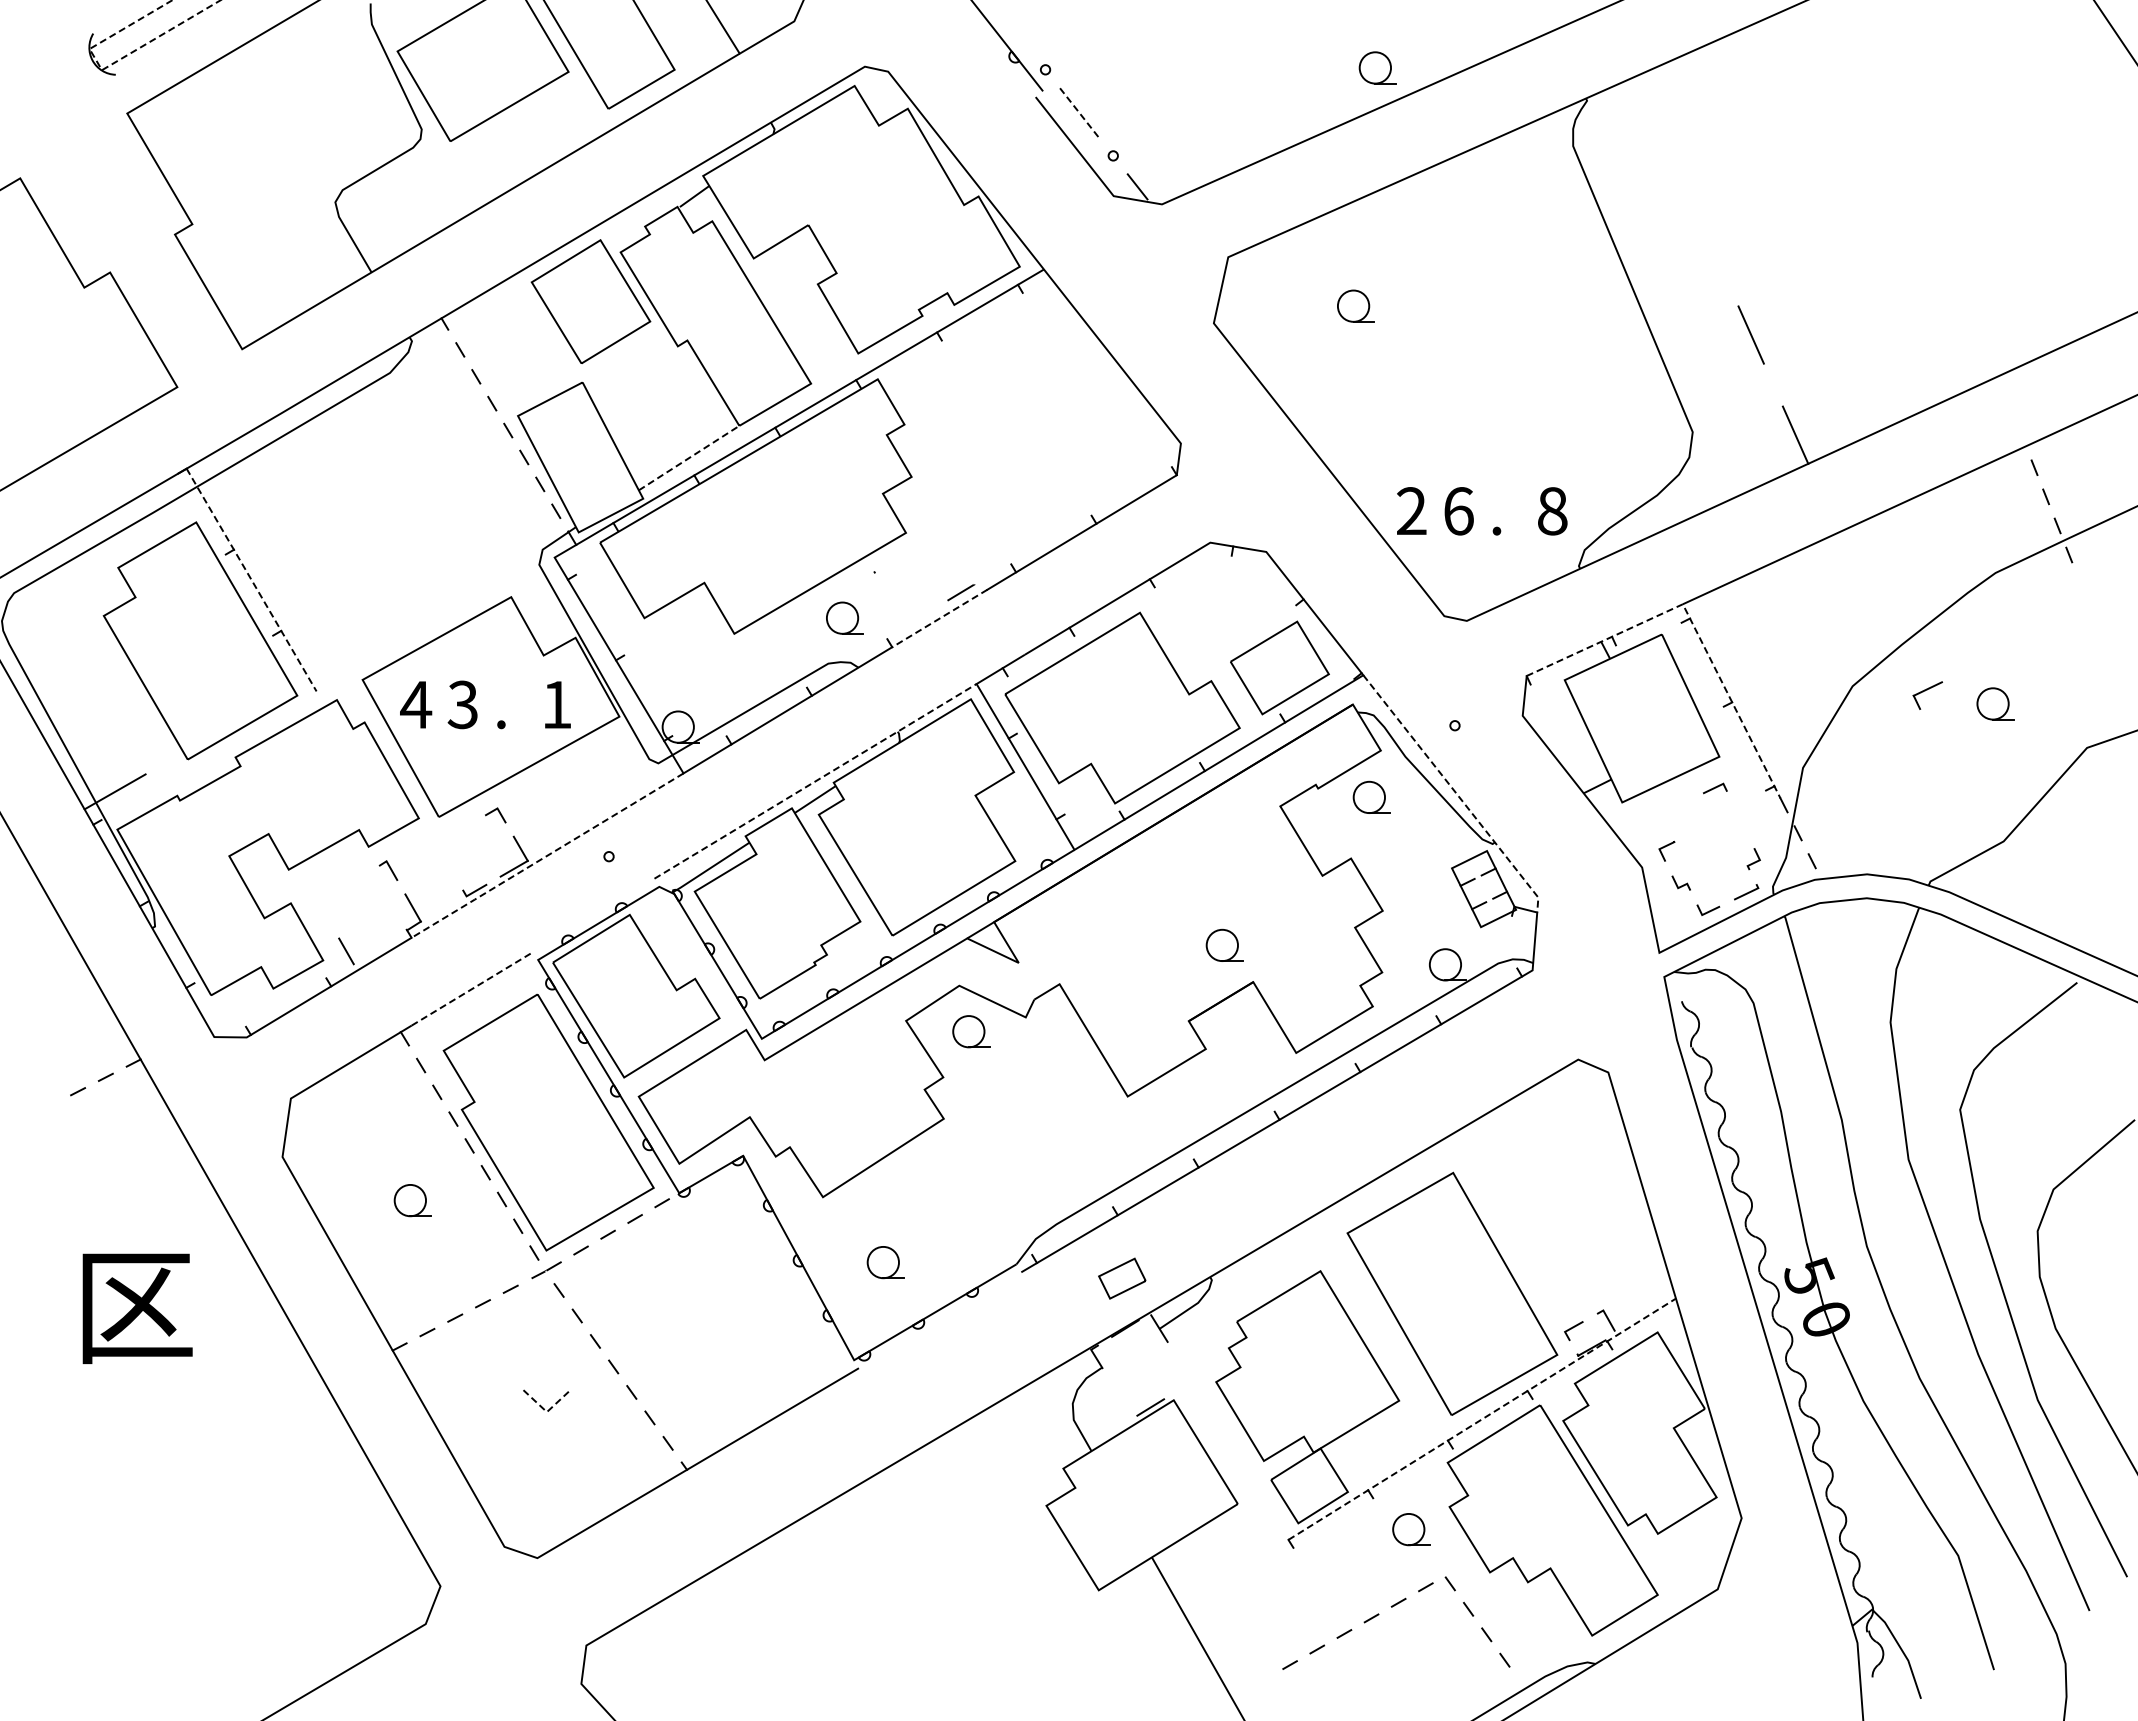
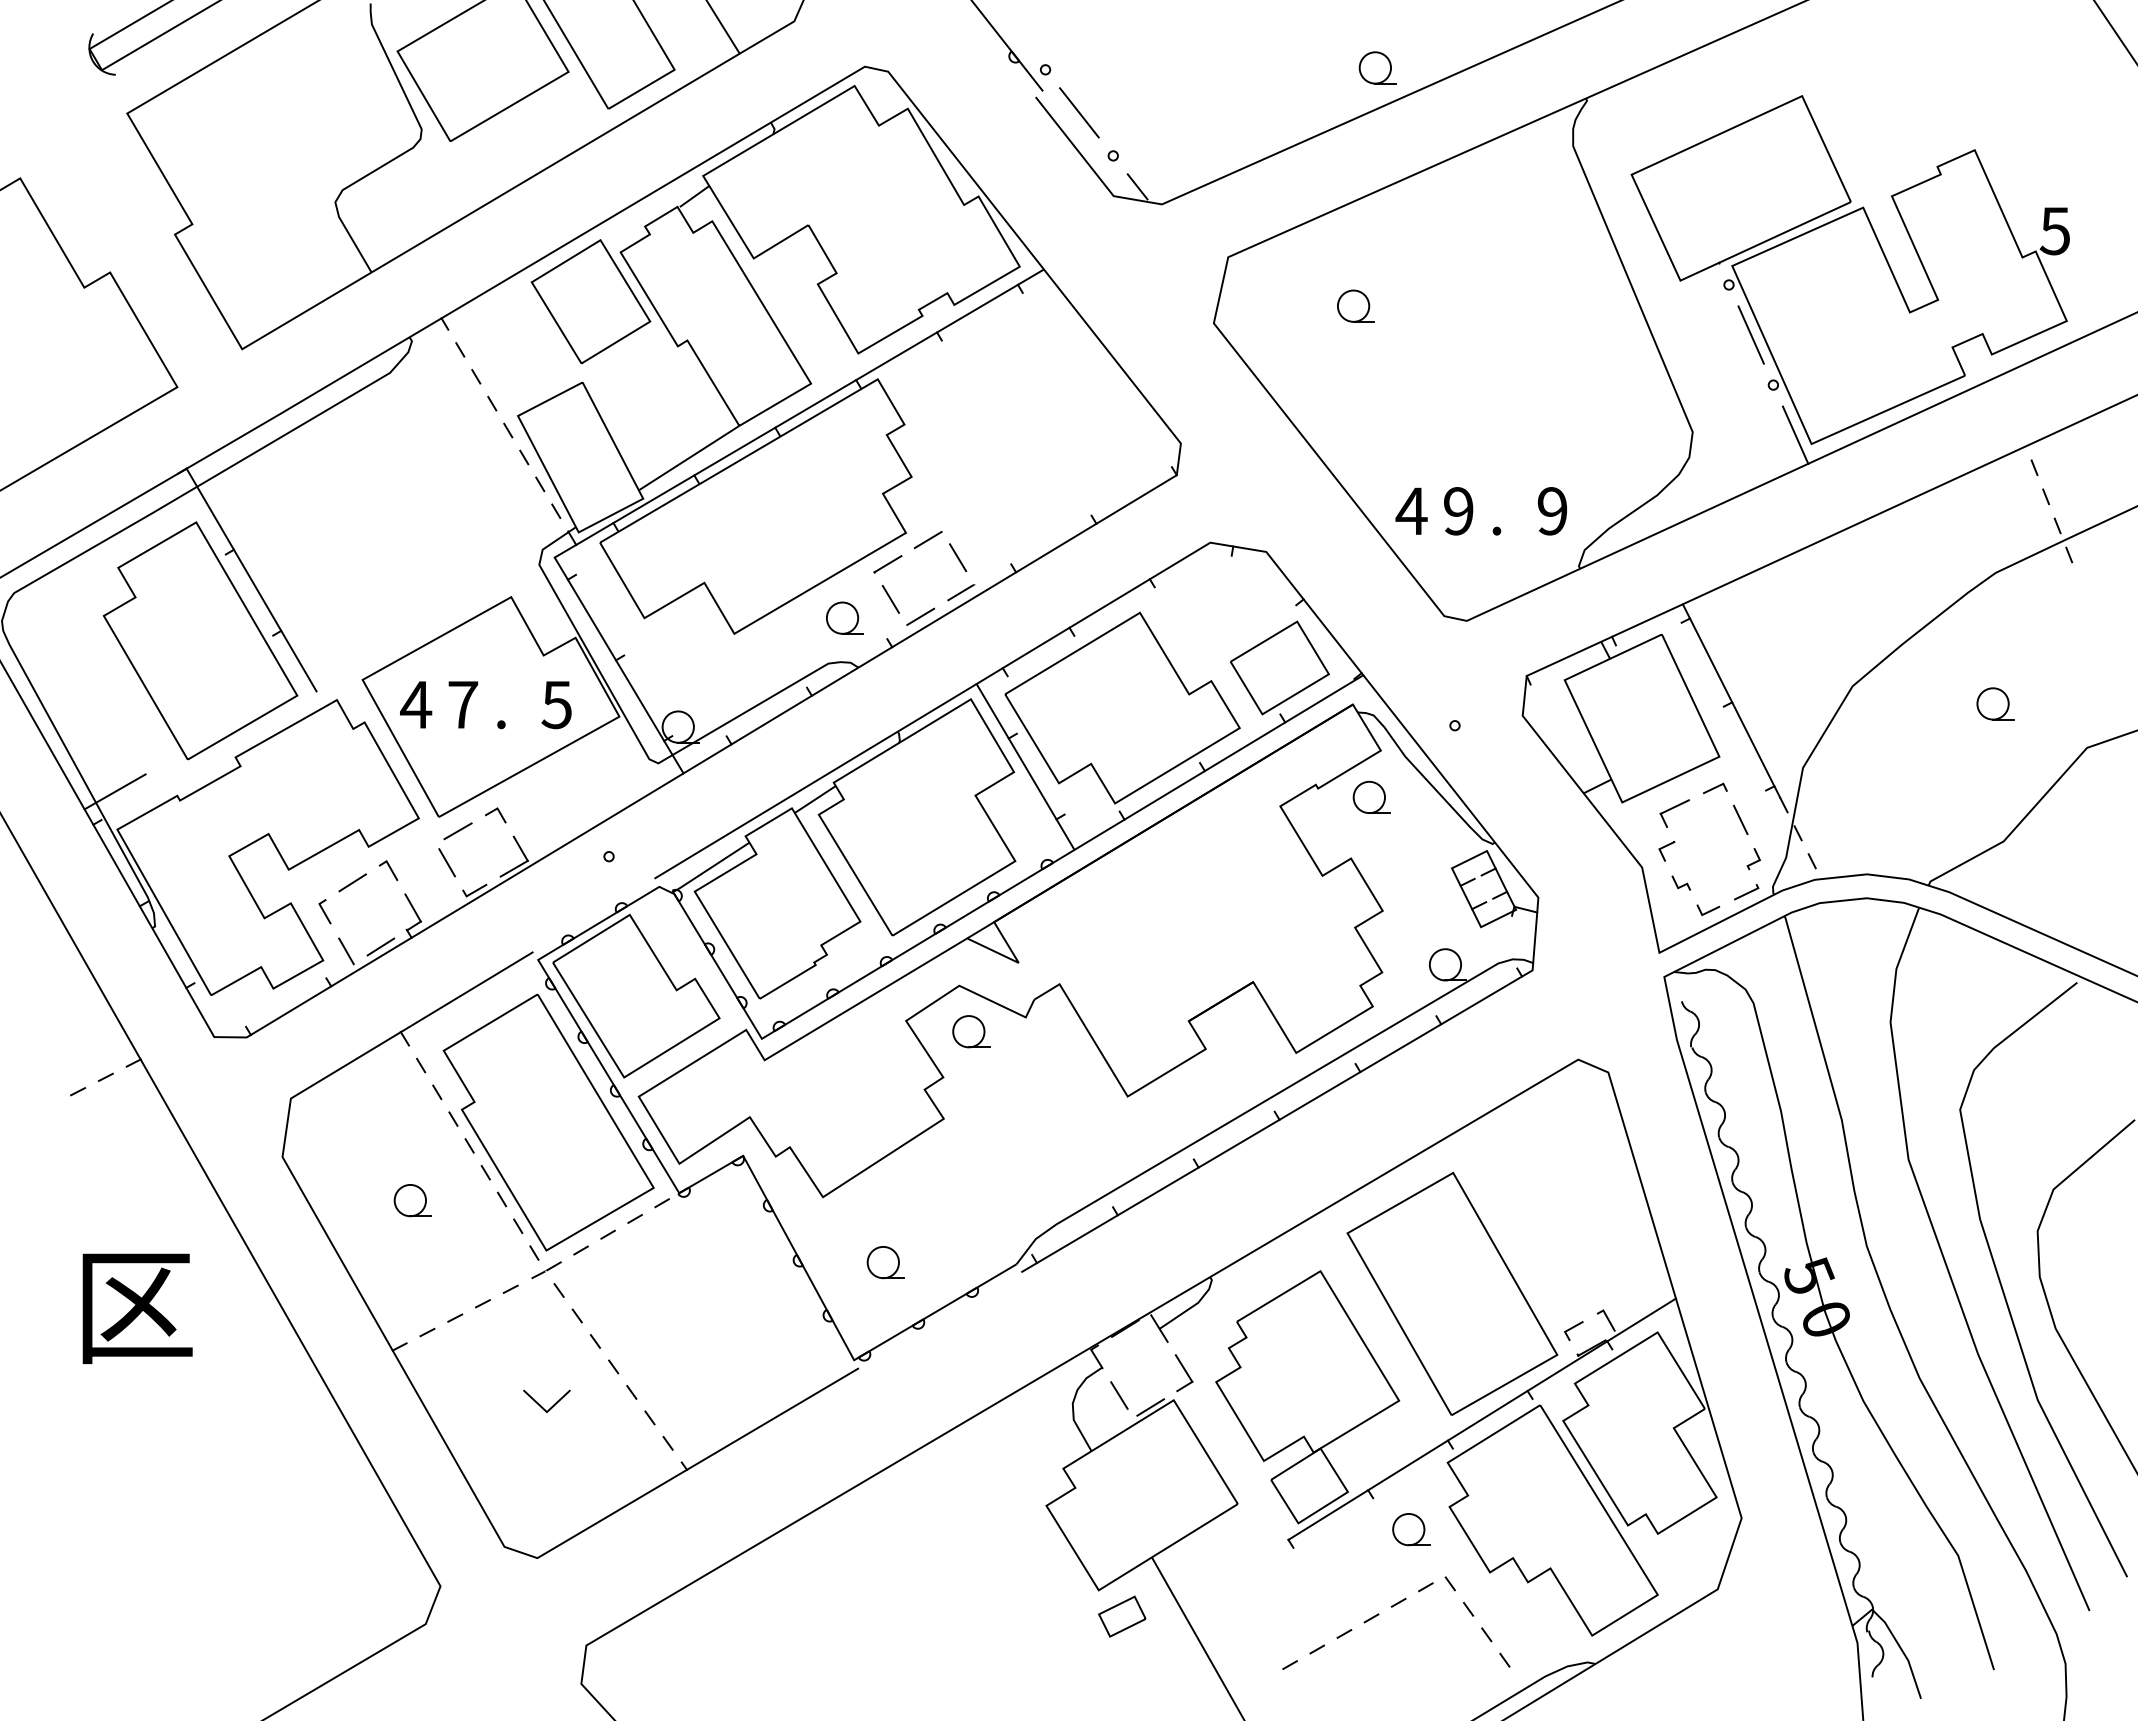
line: dashed -> solid (108, 66)
line: dashed -> solid (1079, 113)
part: none -> present (1849, 270)
line: dashed -> solid (689, 458)
text: 2 -> 4 (1411, 510)
text: 6 -> 9 (1458, 511)
text: 8 -> 9 (1552, 511)
line: none -> present (927, 539)
line: none -> present (957, 557)
line: none -> present (887, 564)
line: dashed -> solid (251, 580)
line: none -> present (890, 599)
line: none -> present (920, 616)
line: dashed -> solid (939, 618)
line: dashed -> solid (1693, 624)
part position: (1927, 695) -> (1674, 813) (1674, 813)
text: 3 -> 7 (462, 704)
text: 1 -> 5 (556, 705)
line: dashed -> solid (815, 781)
line: dashed -> solid (1456, 793)
line: none -> present (1740, 819)
line: none -> present (457, 831)
line: dashed -> solid (546, 856)
line: none -> present (446, 862)
line: none -> present (352, 882)
line: none -> present (324, 911)
part: present -> none (1224, 944)
line: none -> present (380, 946)
line: dashed -> solid (473, 988)
part position: (1122, 1278) -> (1122, 1616) (1122, 1616)
part: none -> present (1183, 1373)
line: none -> present (1119, 1395)
line: dashed -> solid (546, 1412)
line: dashed -> solid (1482, 1418)
